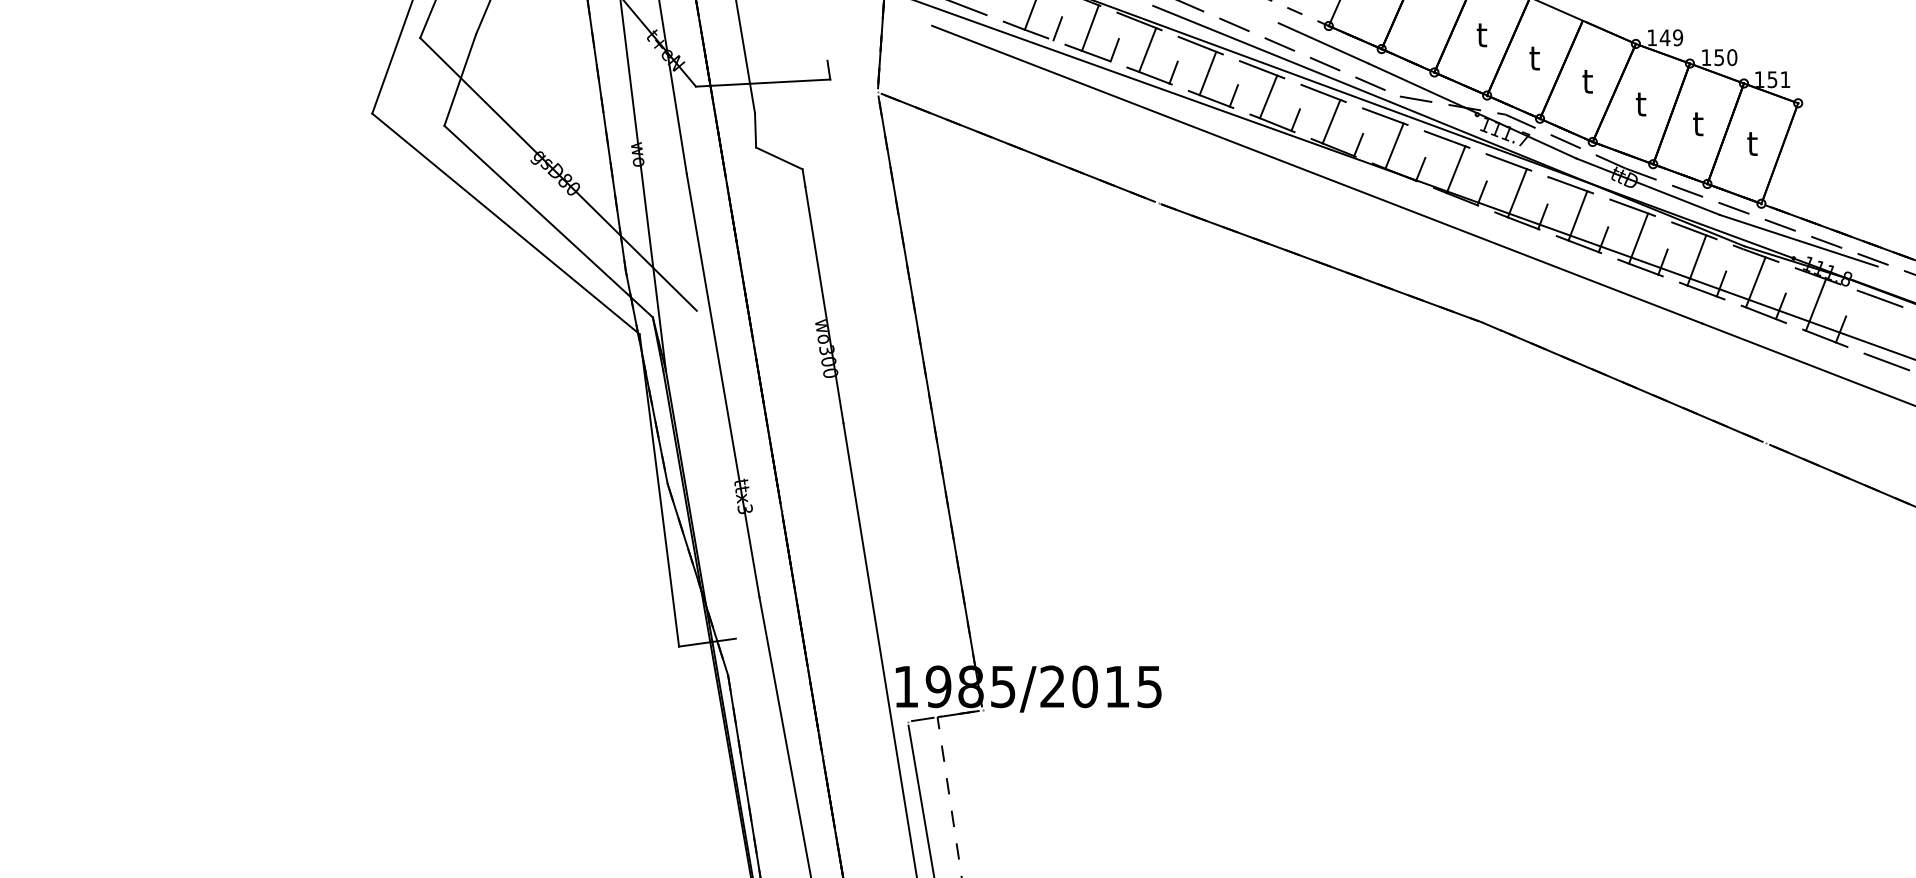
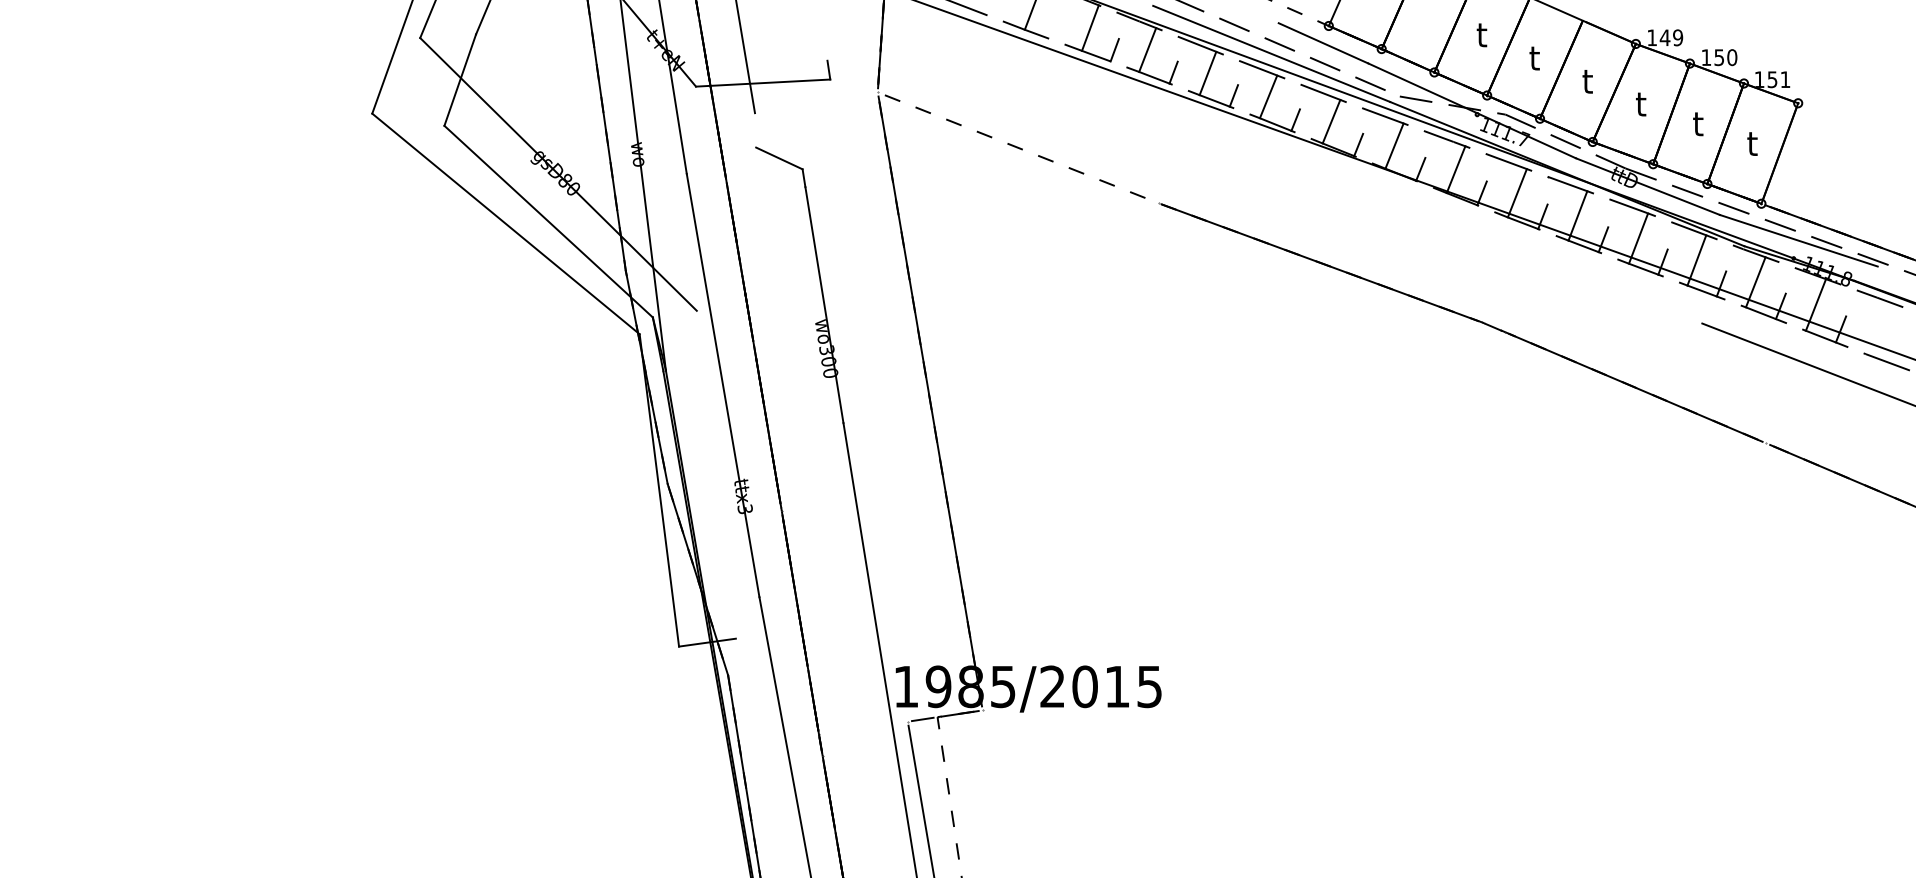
line: present -> none (1057, 28)
line: present -> none (755, 130)
line: present -> none (1017, 147)
line: present -> none (1317, 174)
